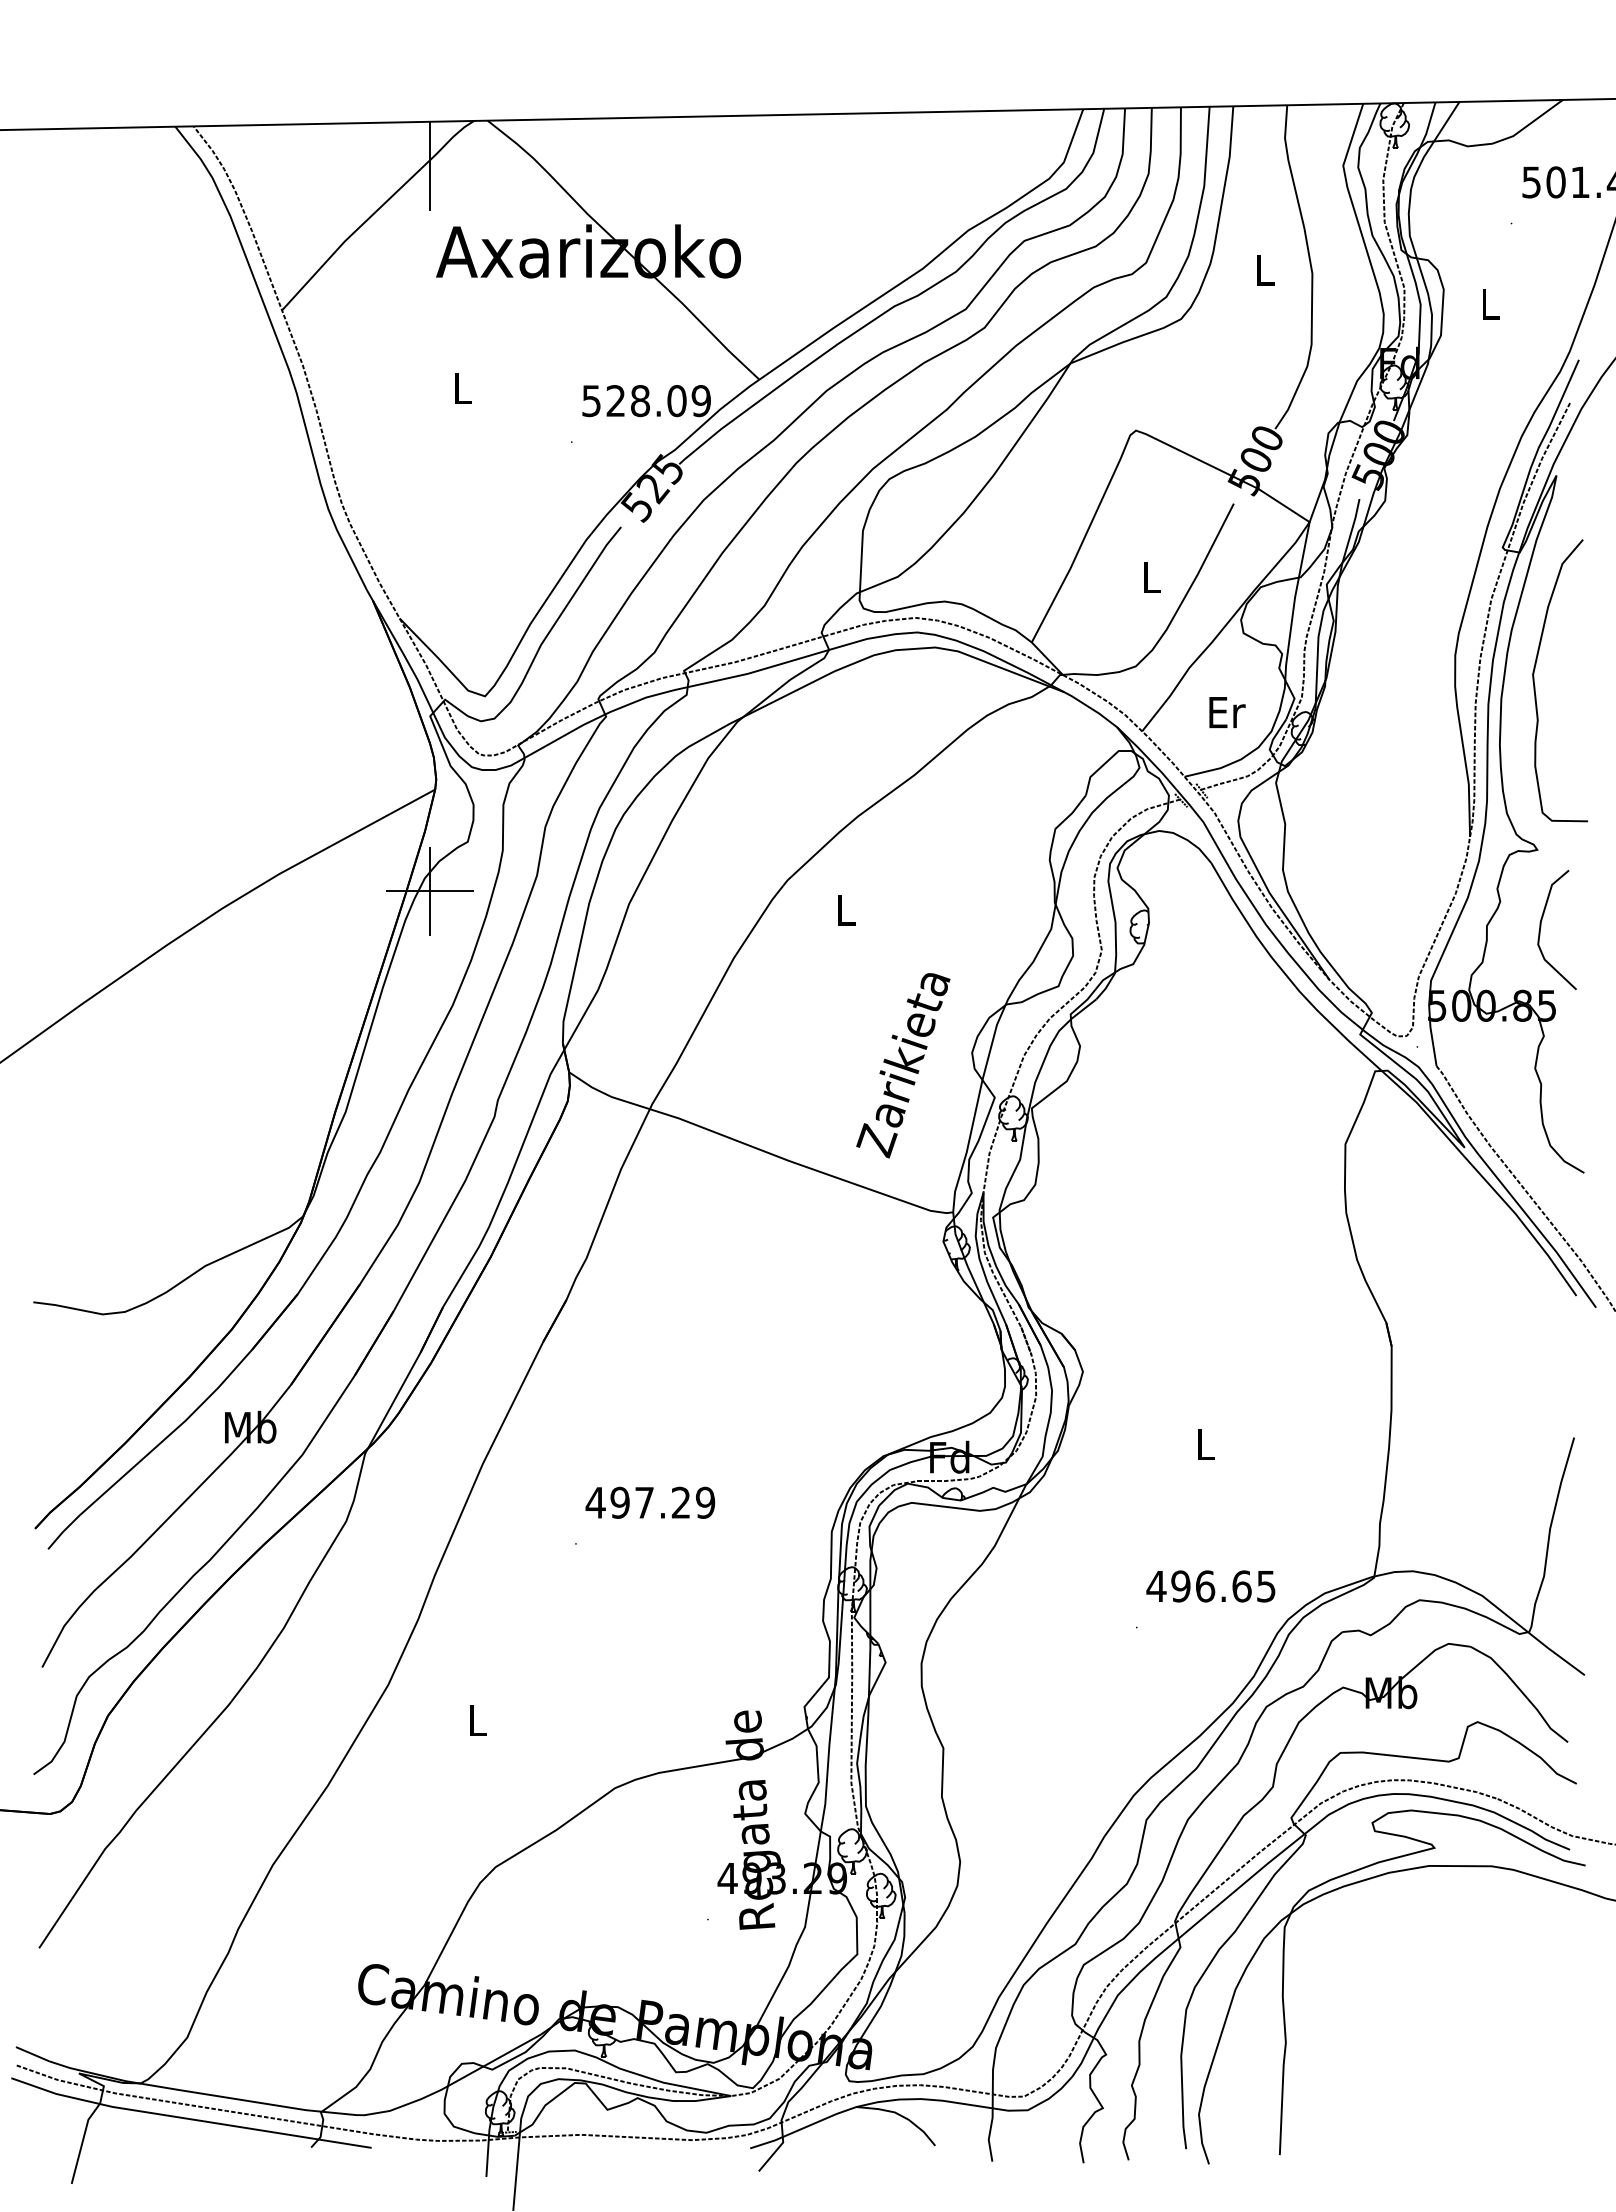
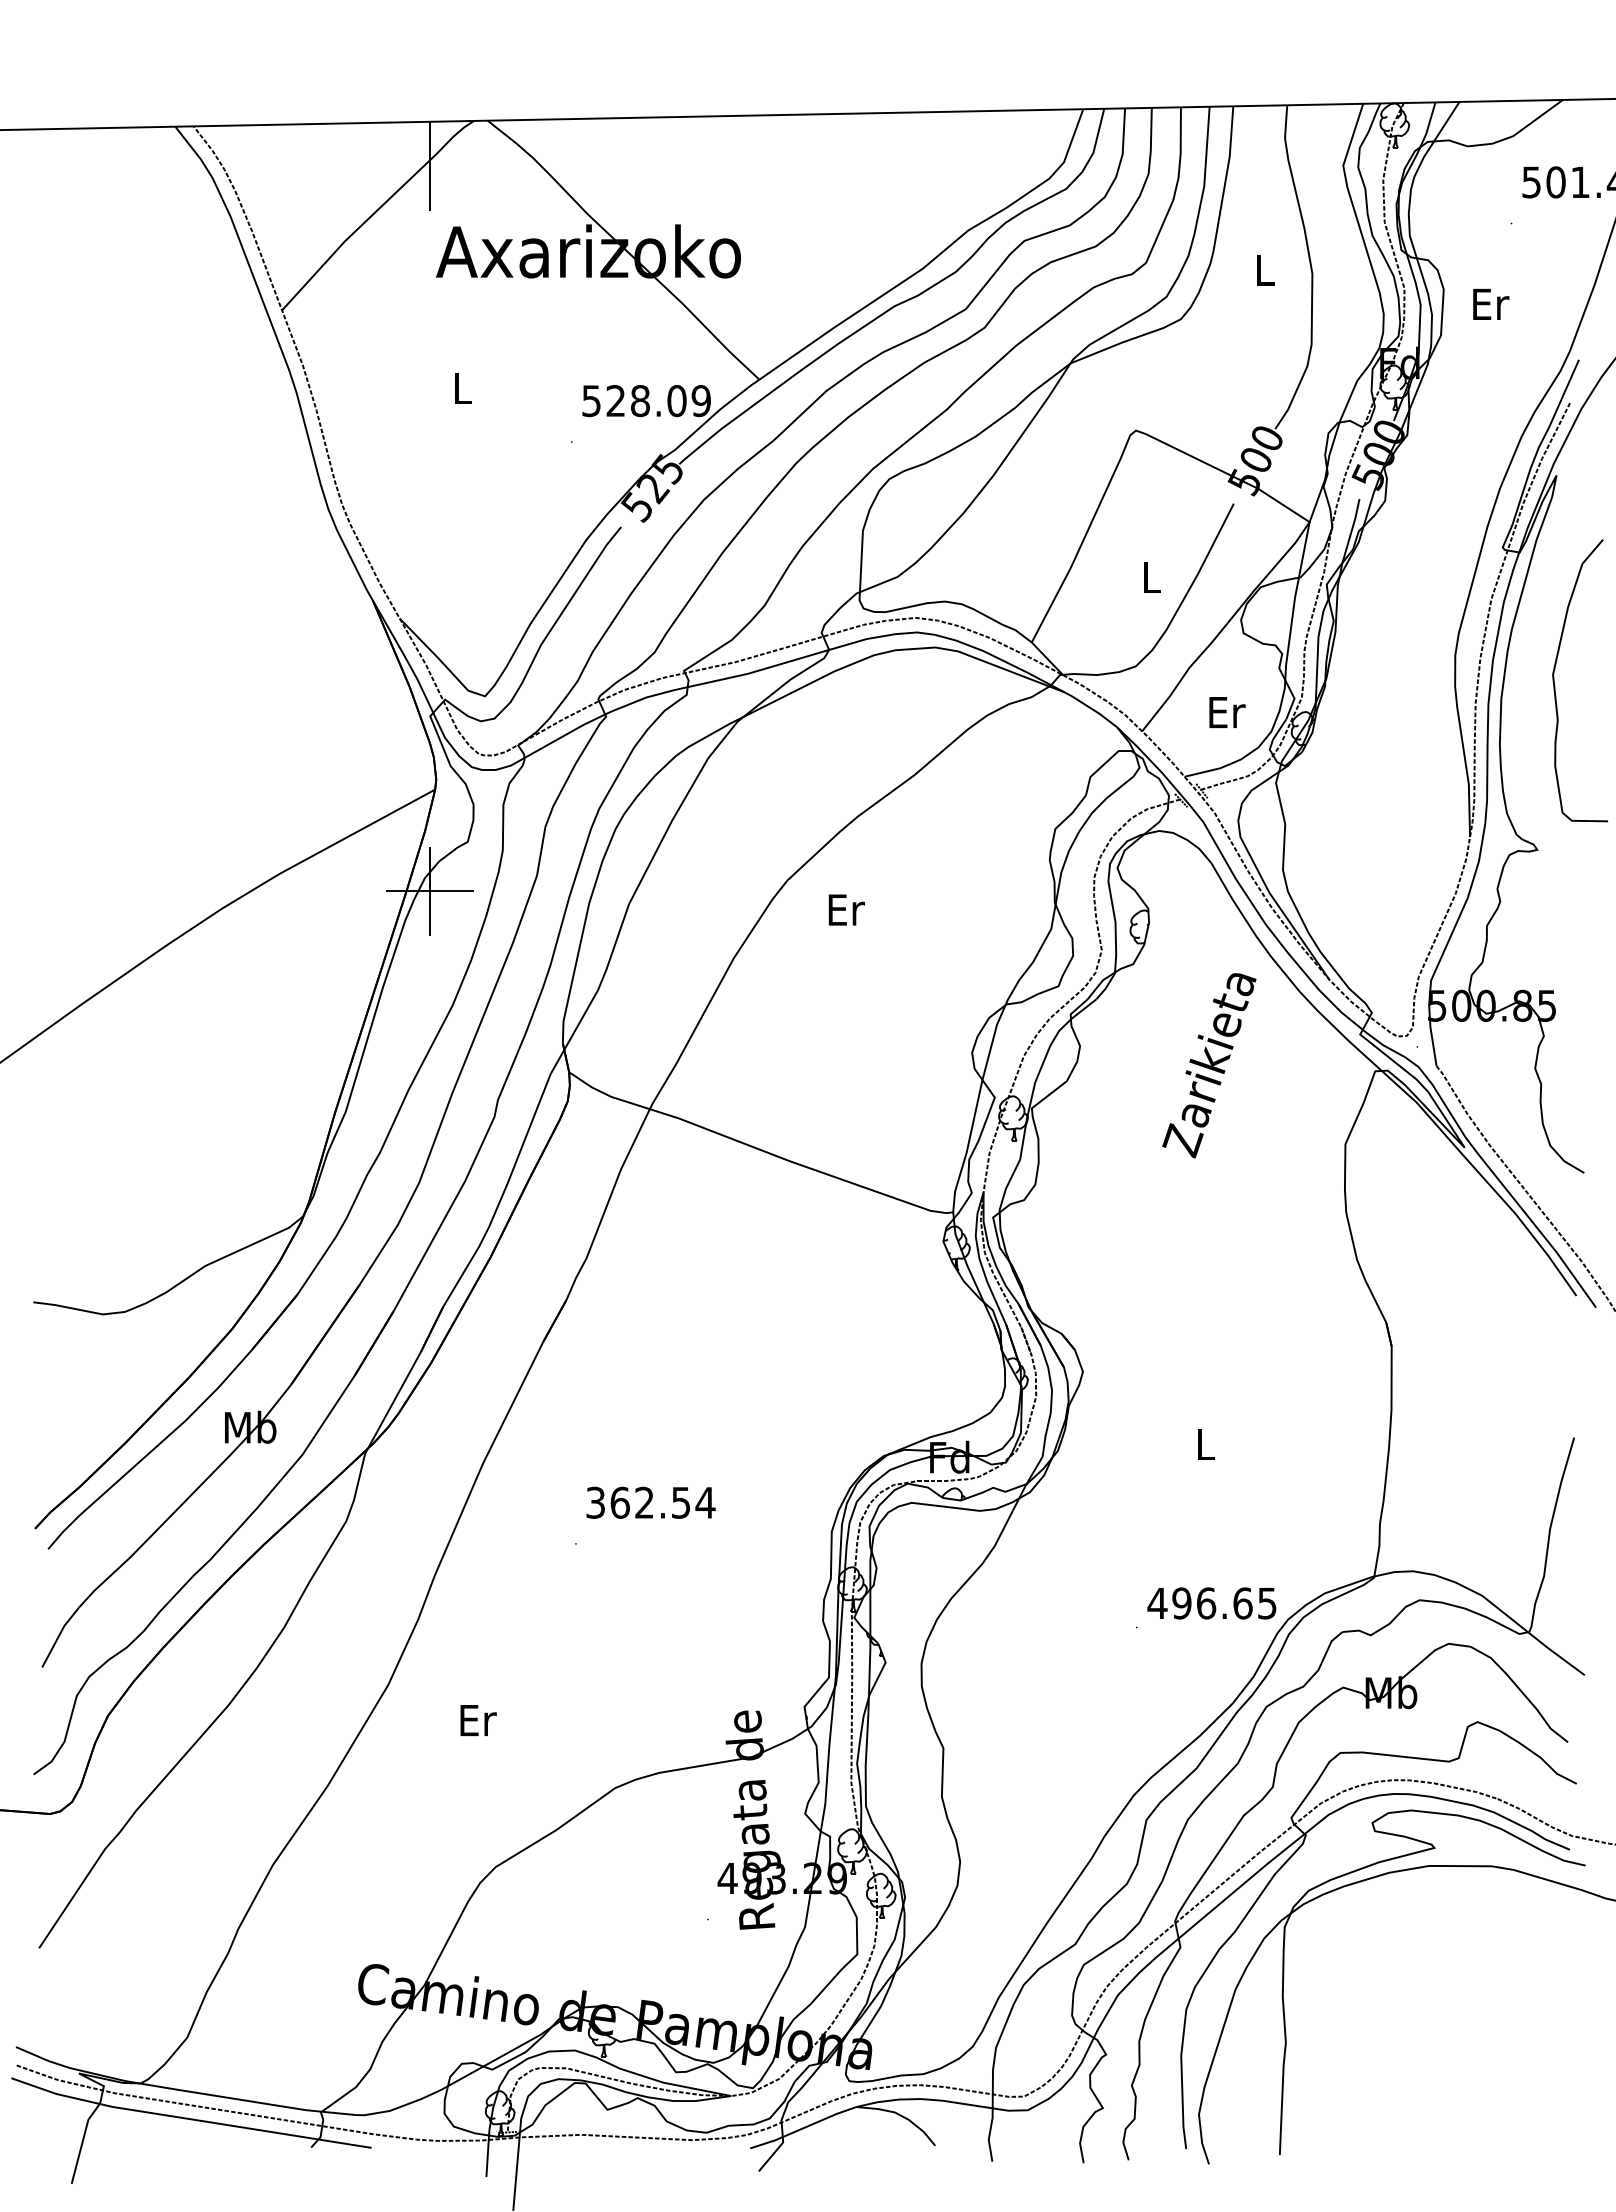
text: L -> Er (1491, 303)
curve position: (1535, 685) -> (1555, 685) (1555, 685)
text: L -> Er (846, 909)
curve: present -> none (1541, 927)
text position: (903, 1065) -> (1209, 1065) (1209, 1065)
text: 497.29 -> 362.54 (650, 1502)
text position: (1210, 1586) -> (1211, 1603) (1211, 1603)
text: L -> Er (478, 1720)
